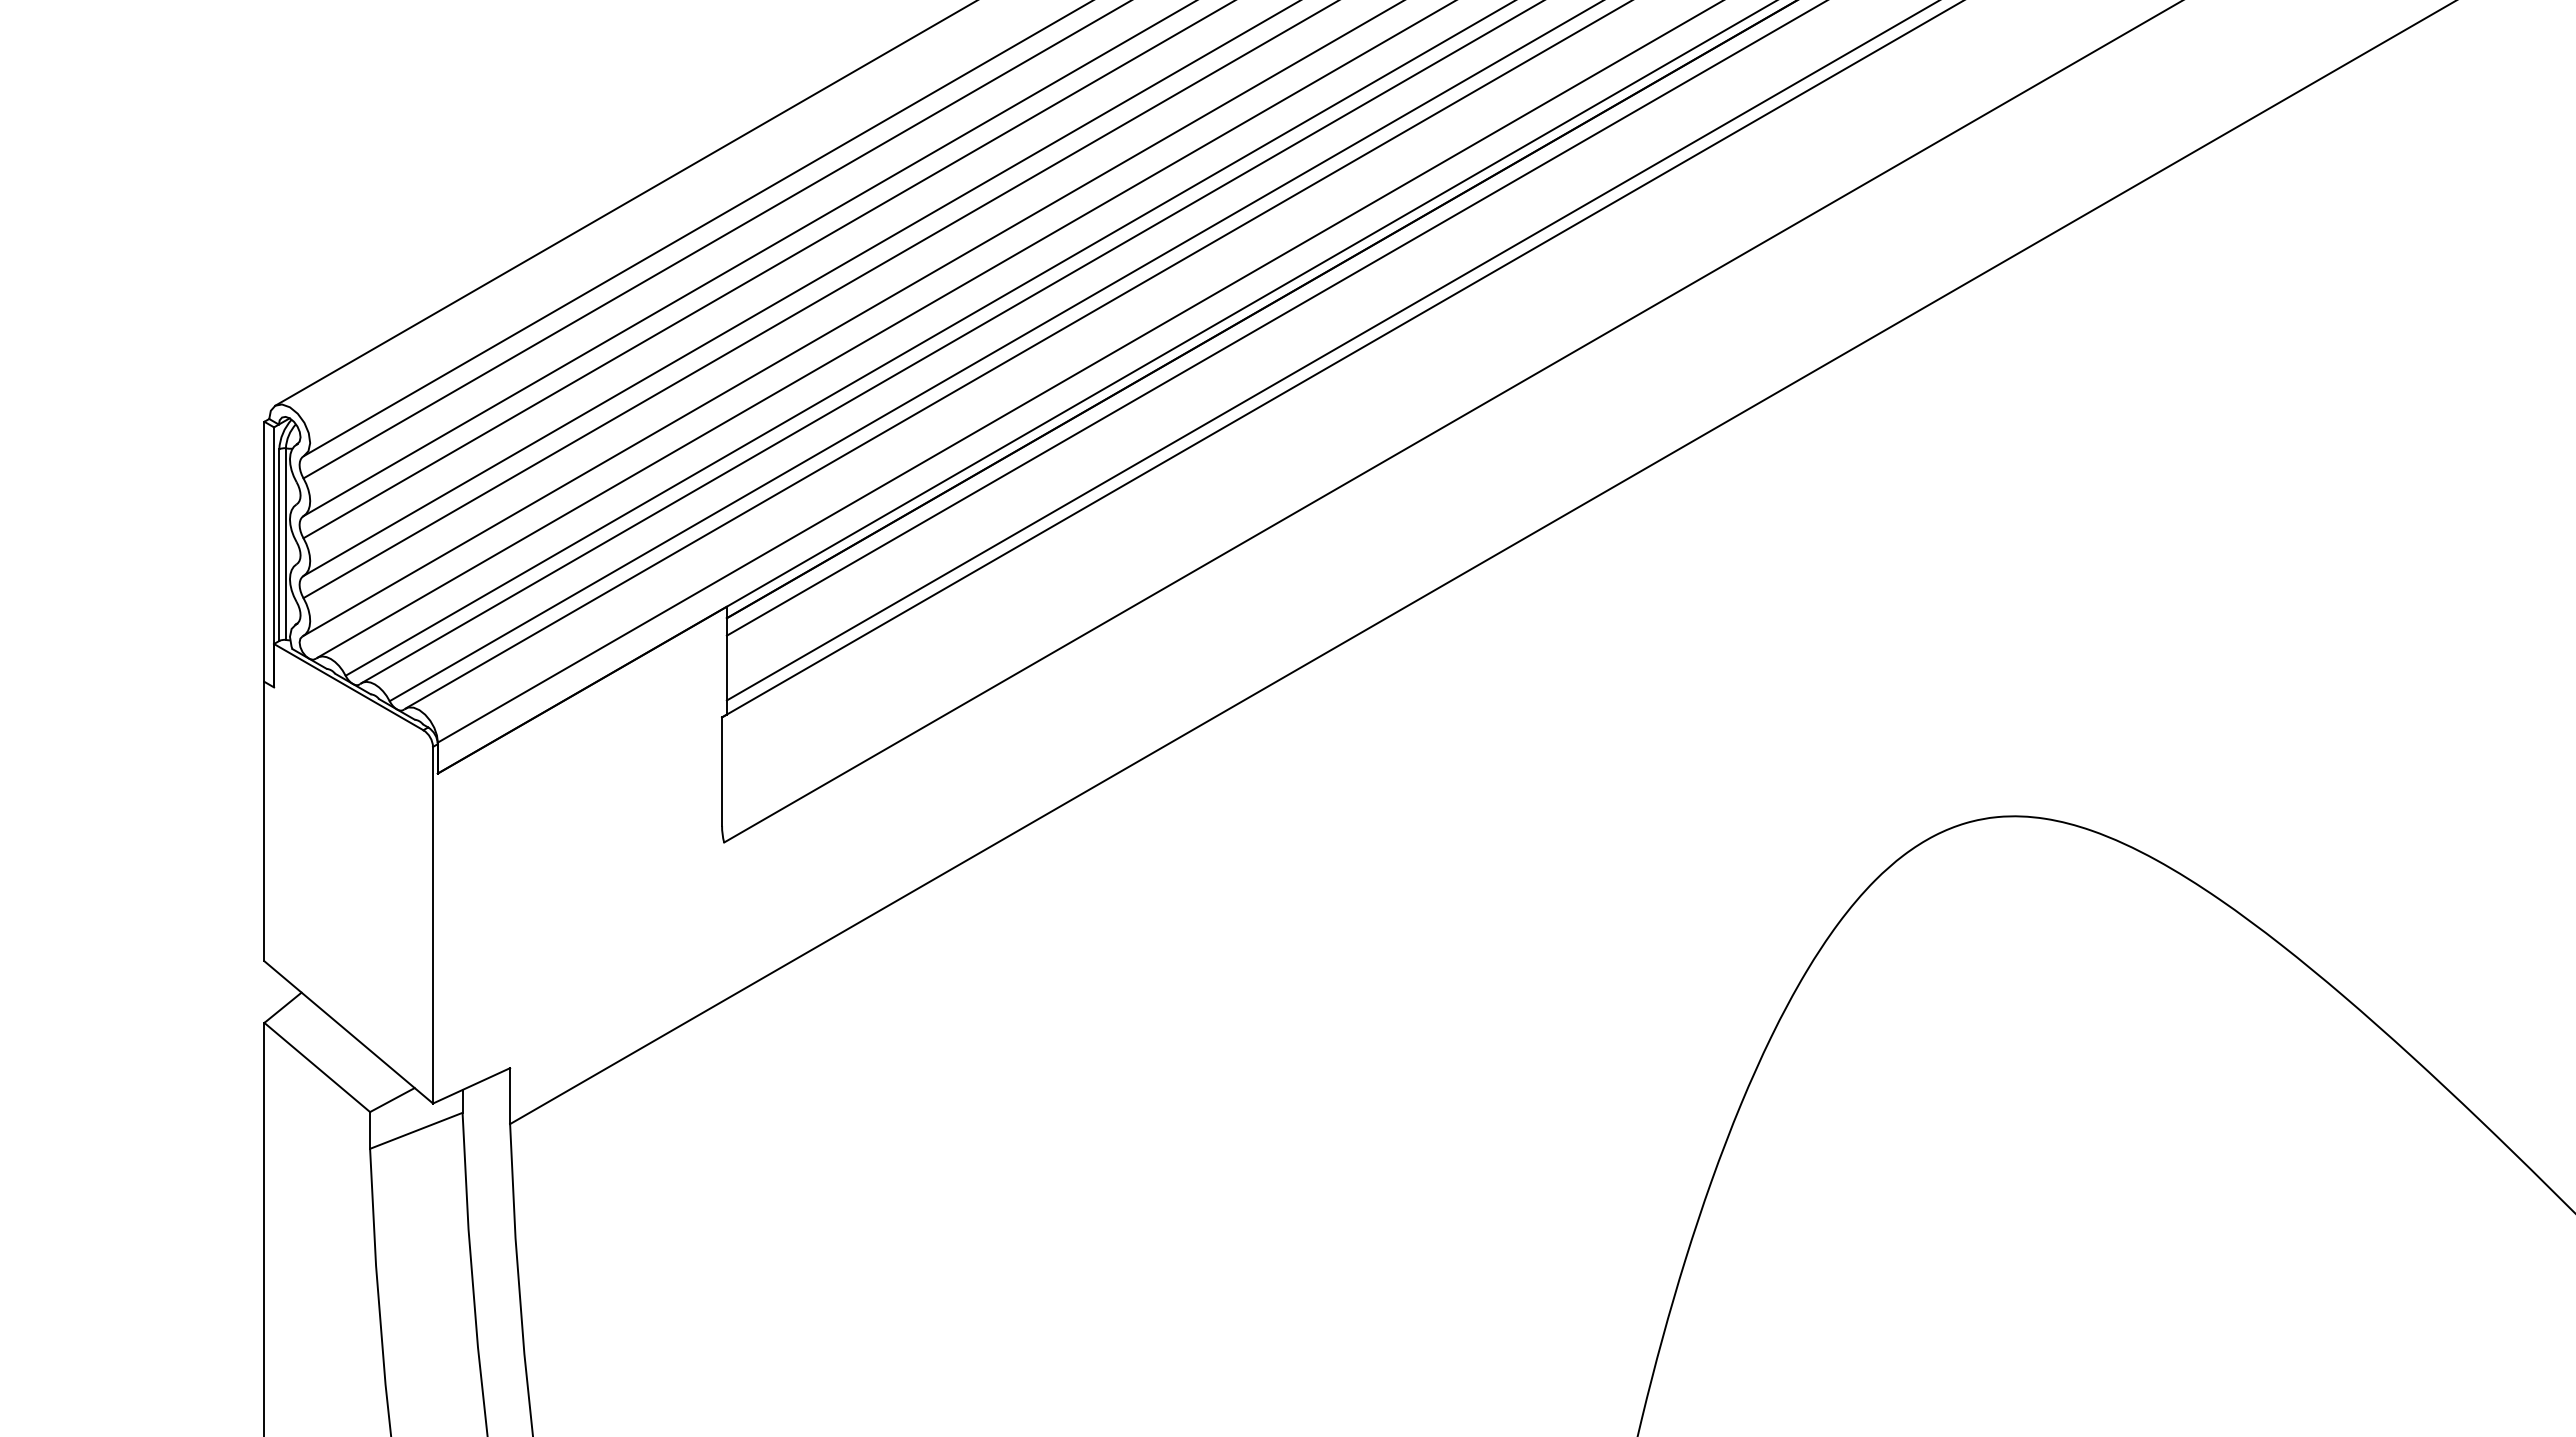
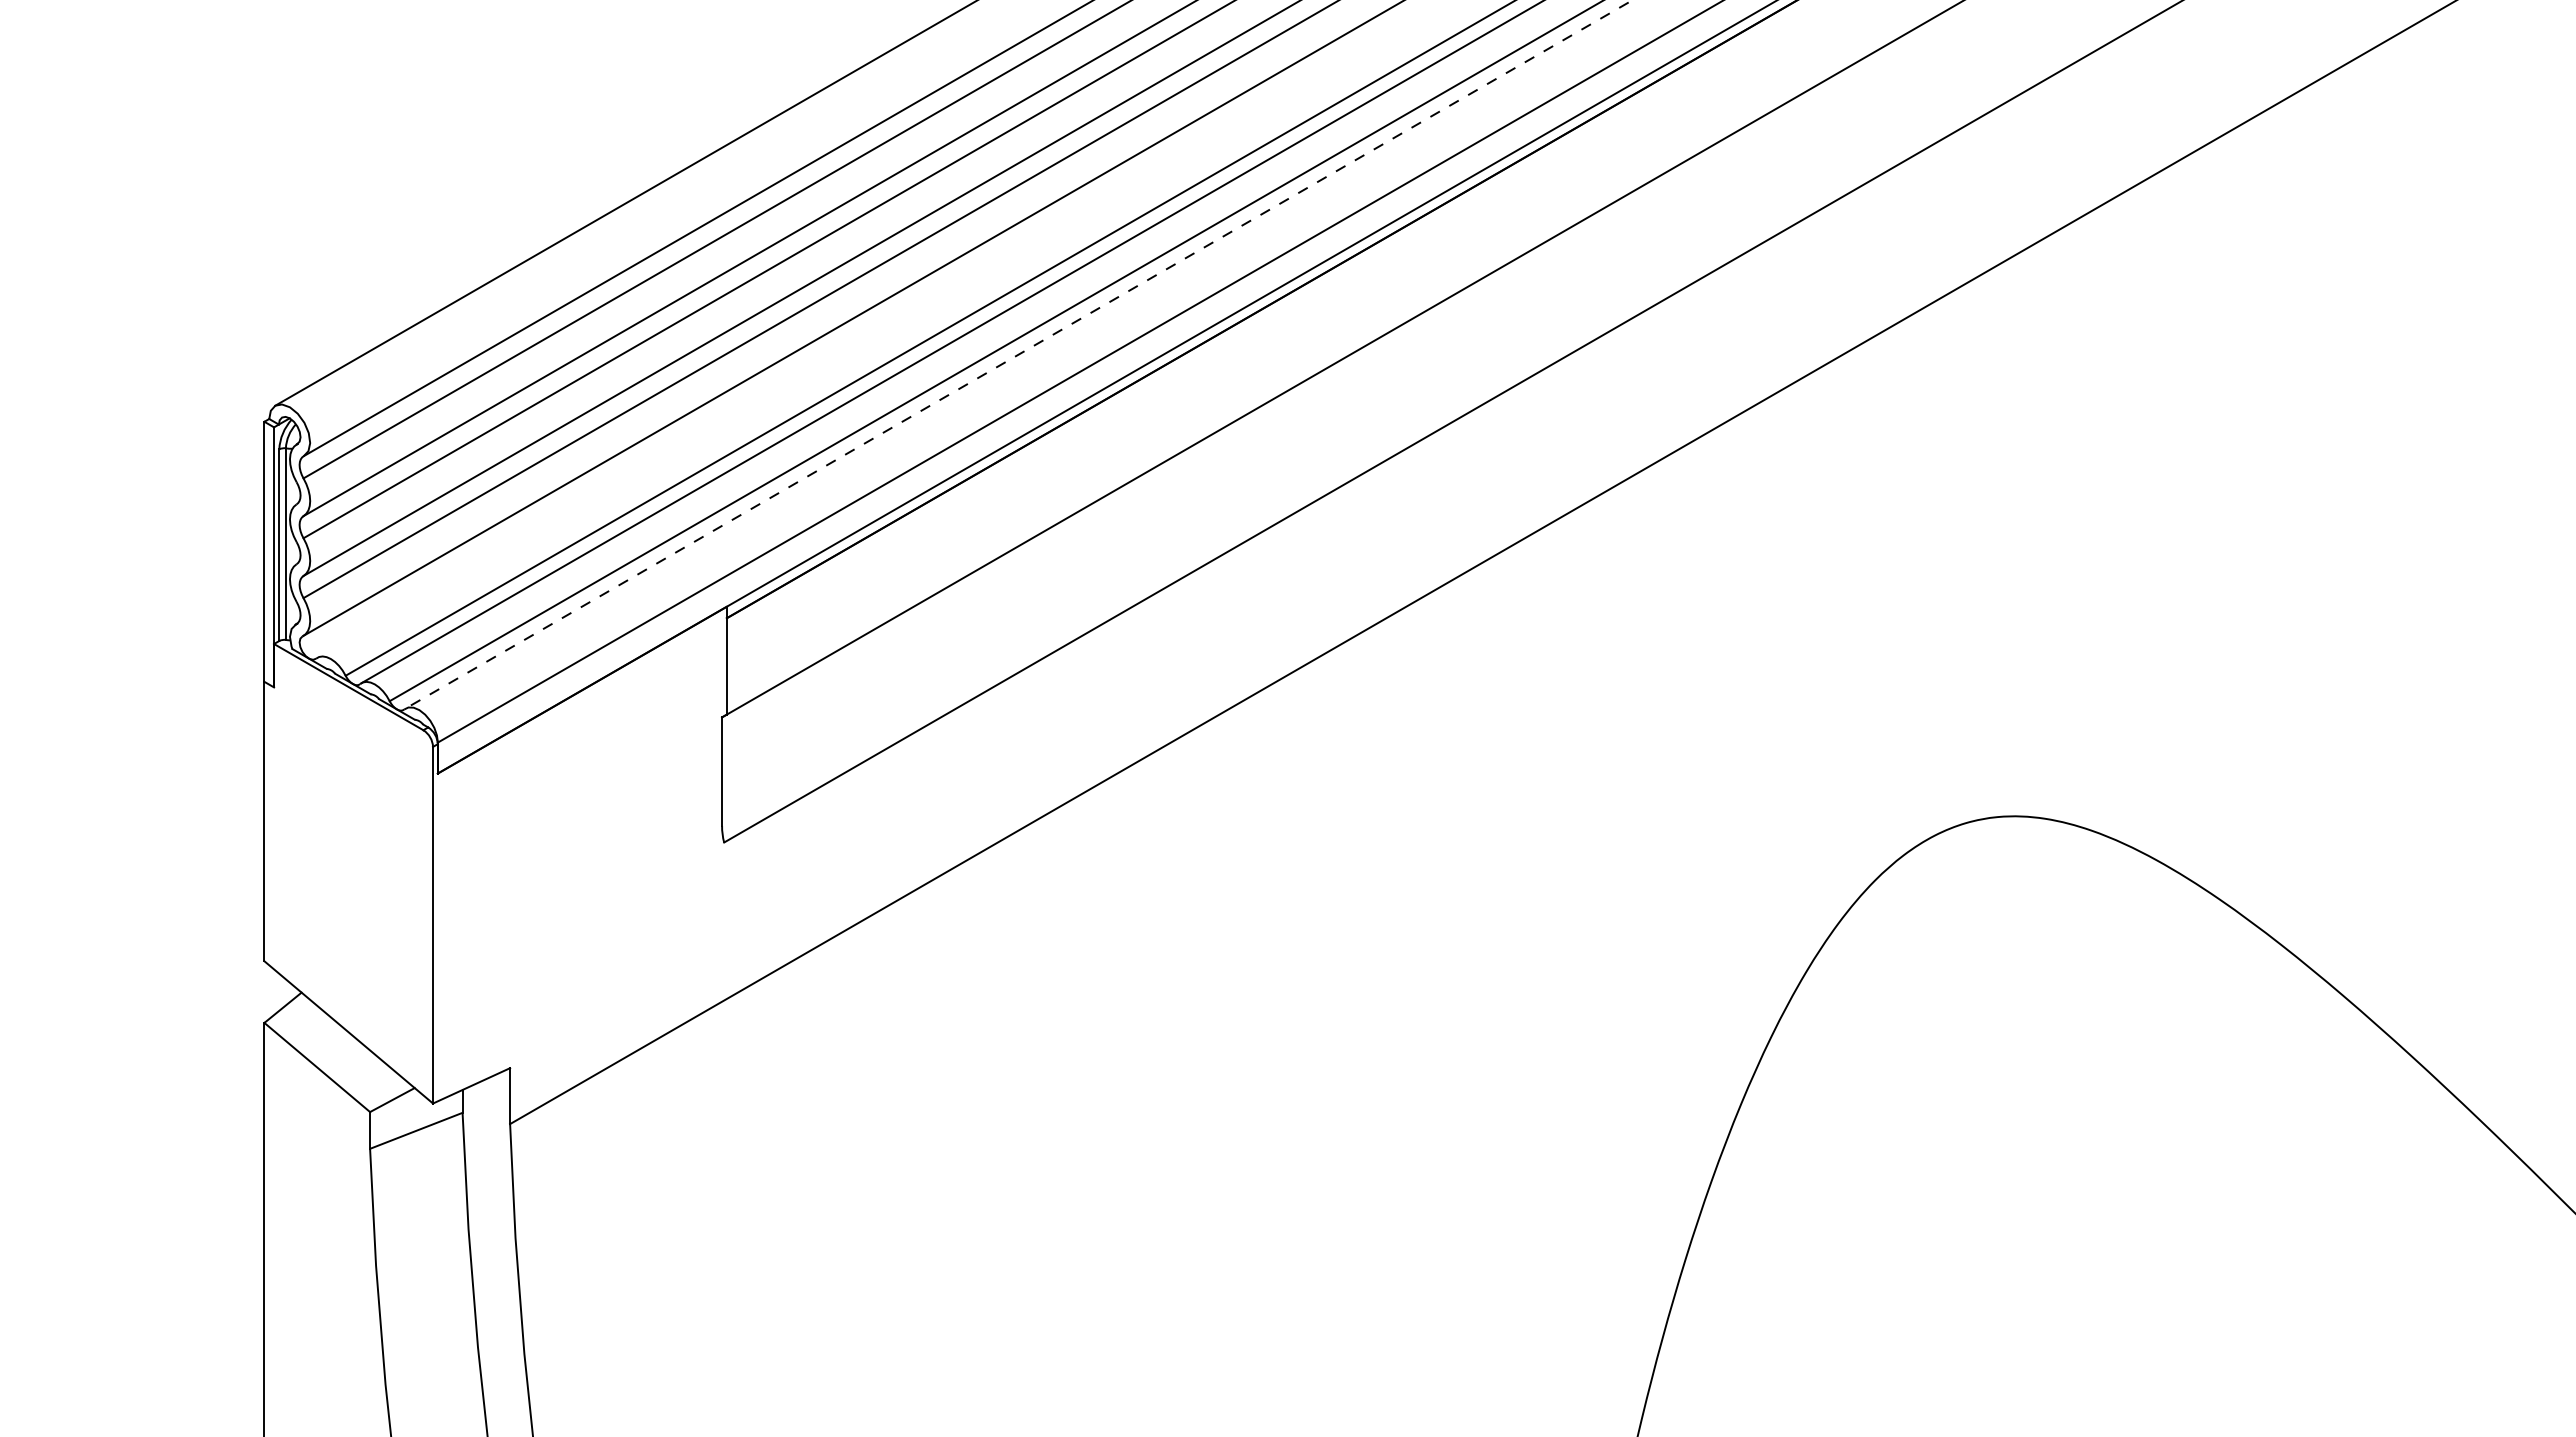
line: present -> none (1275, 318)
line: present -> none (885, 329)
line: present -> none (1331, 351)
line: solid -> dashed (1018, 354)
